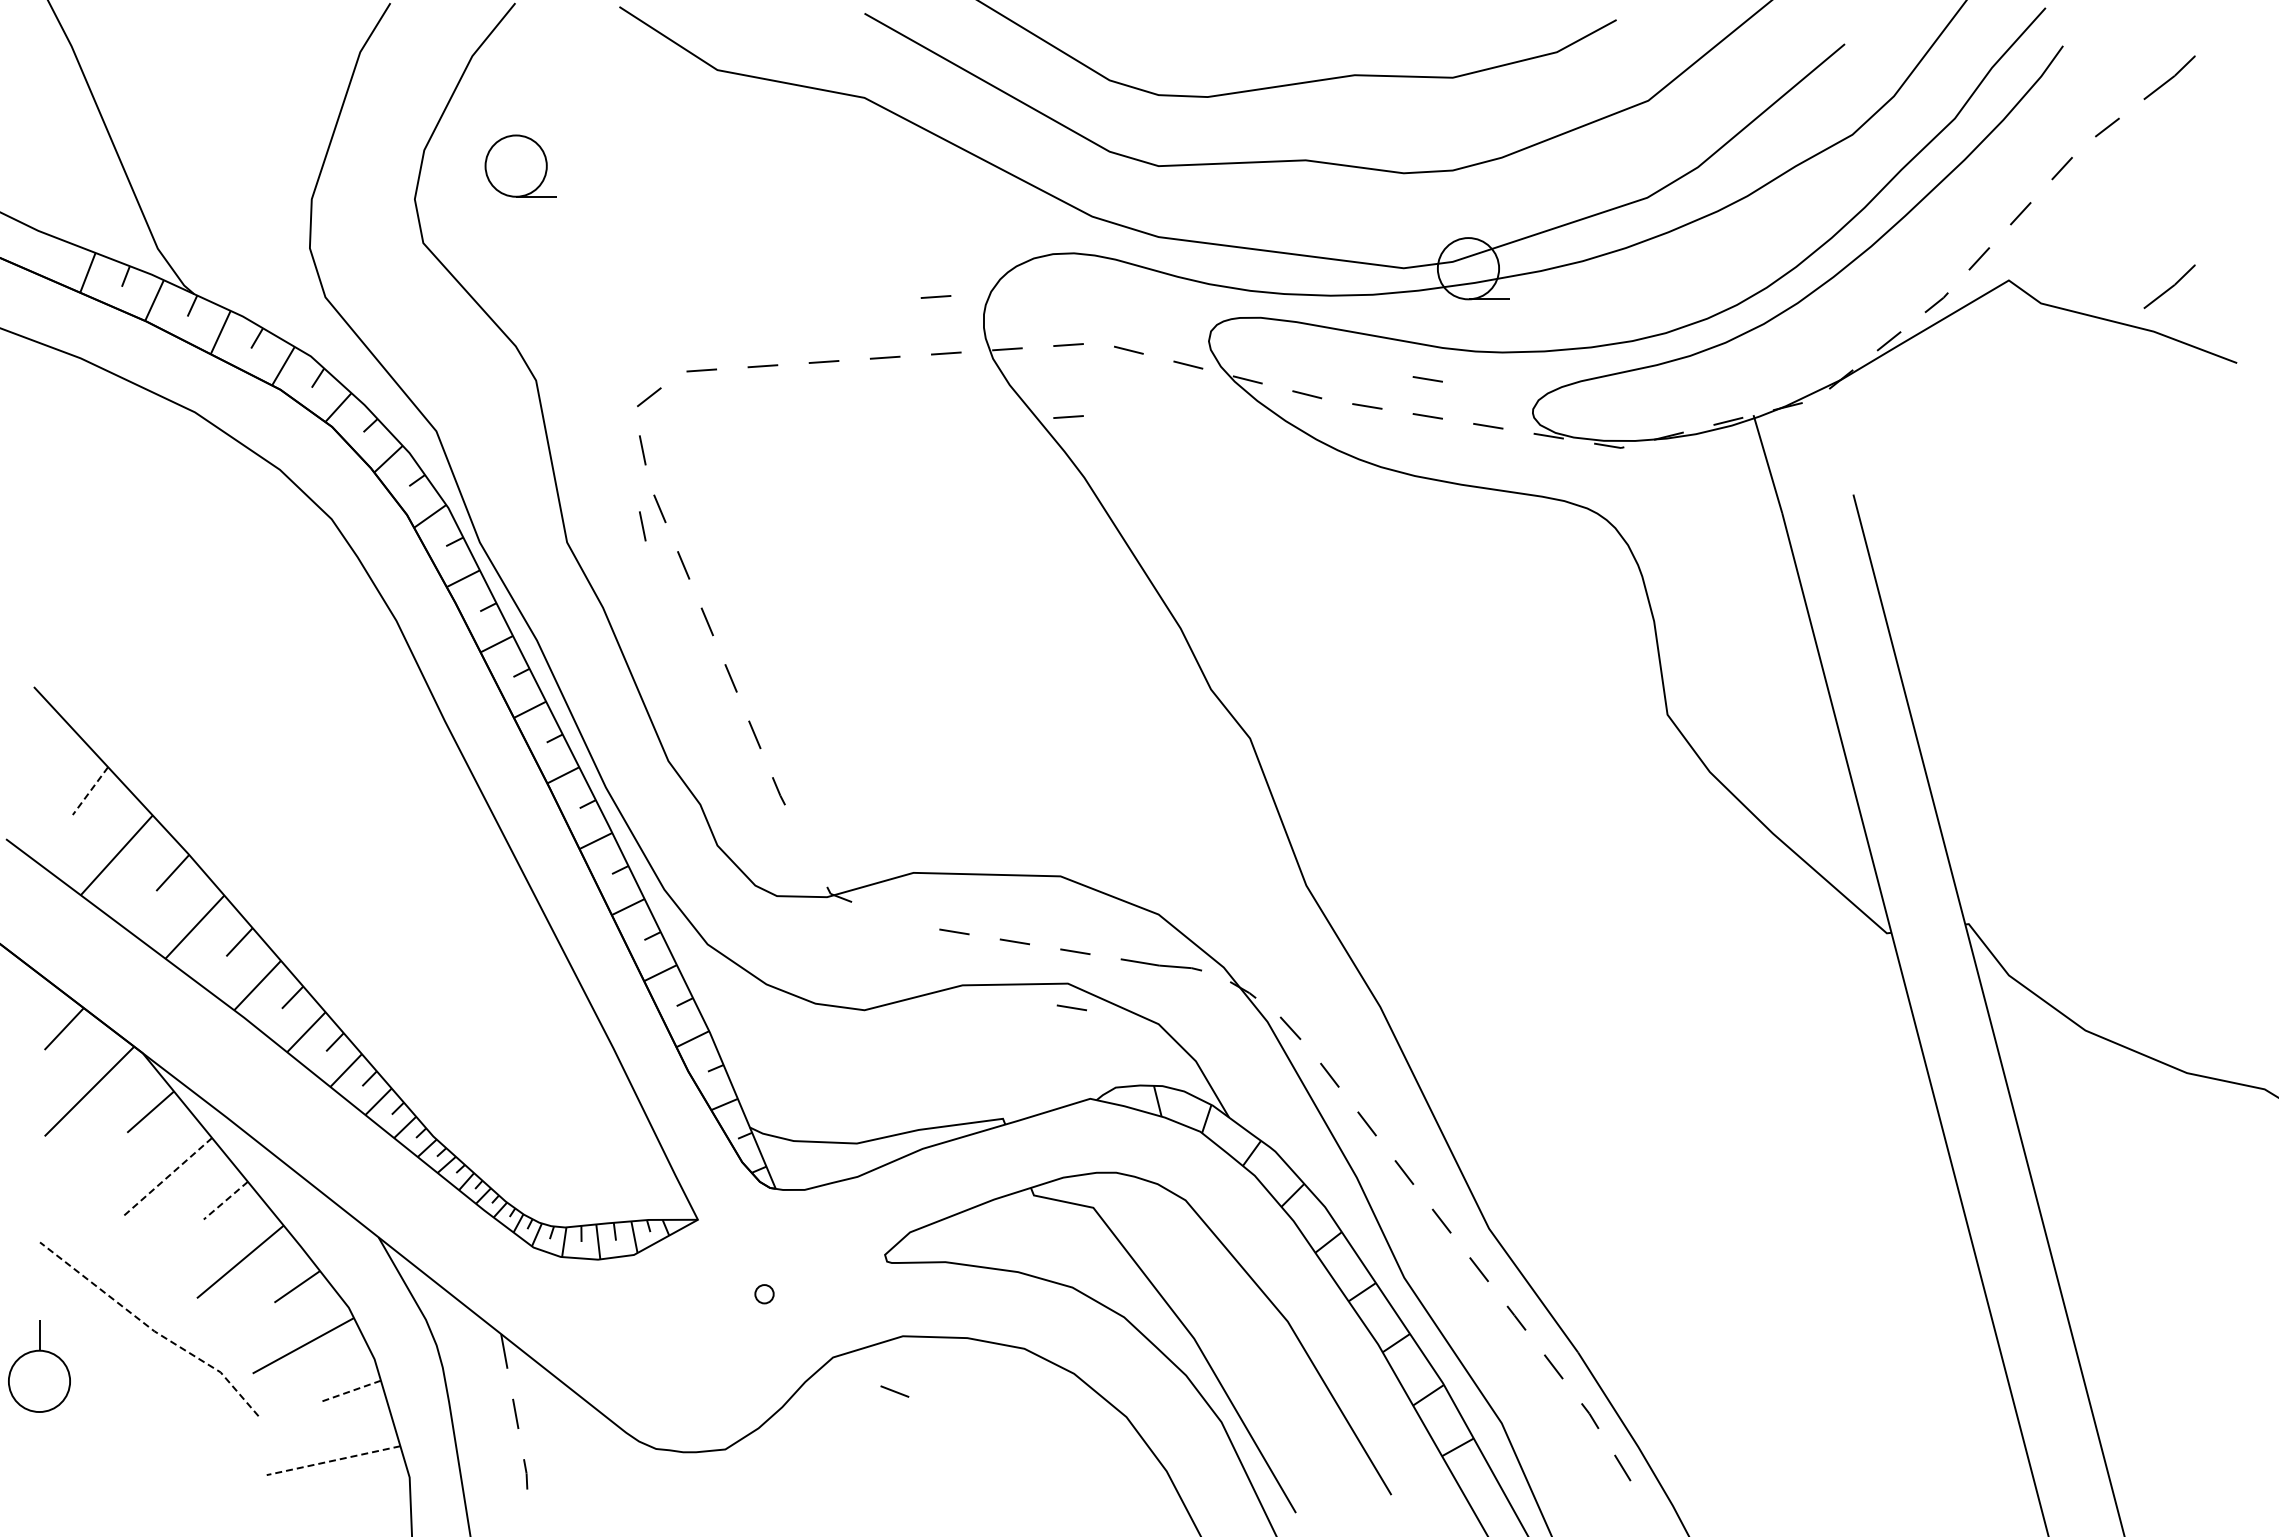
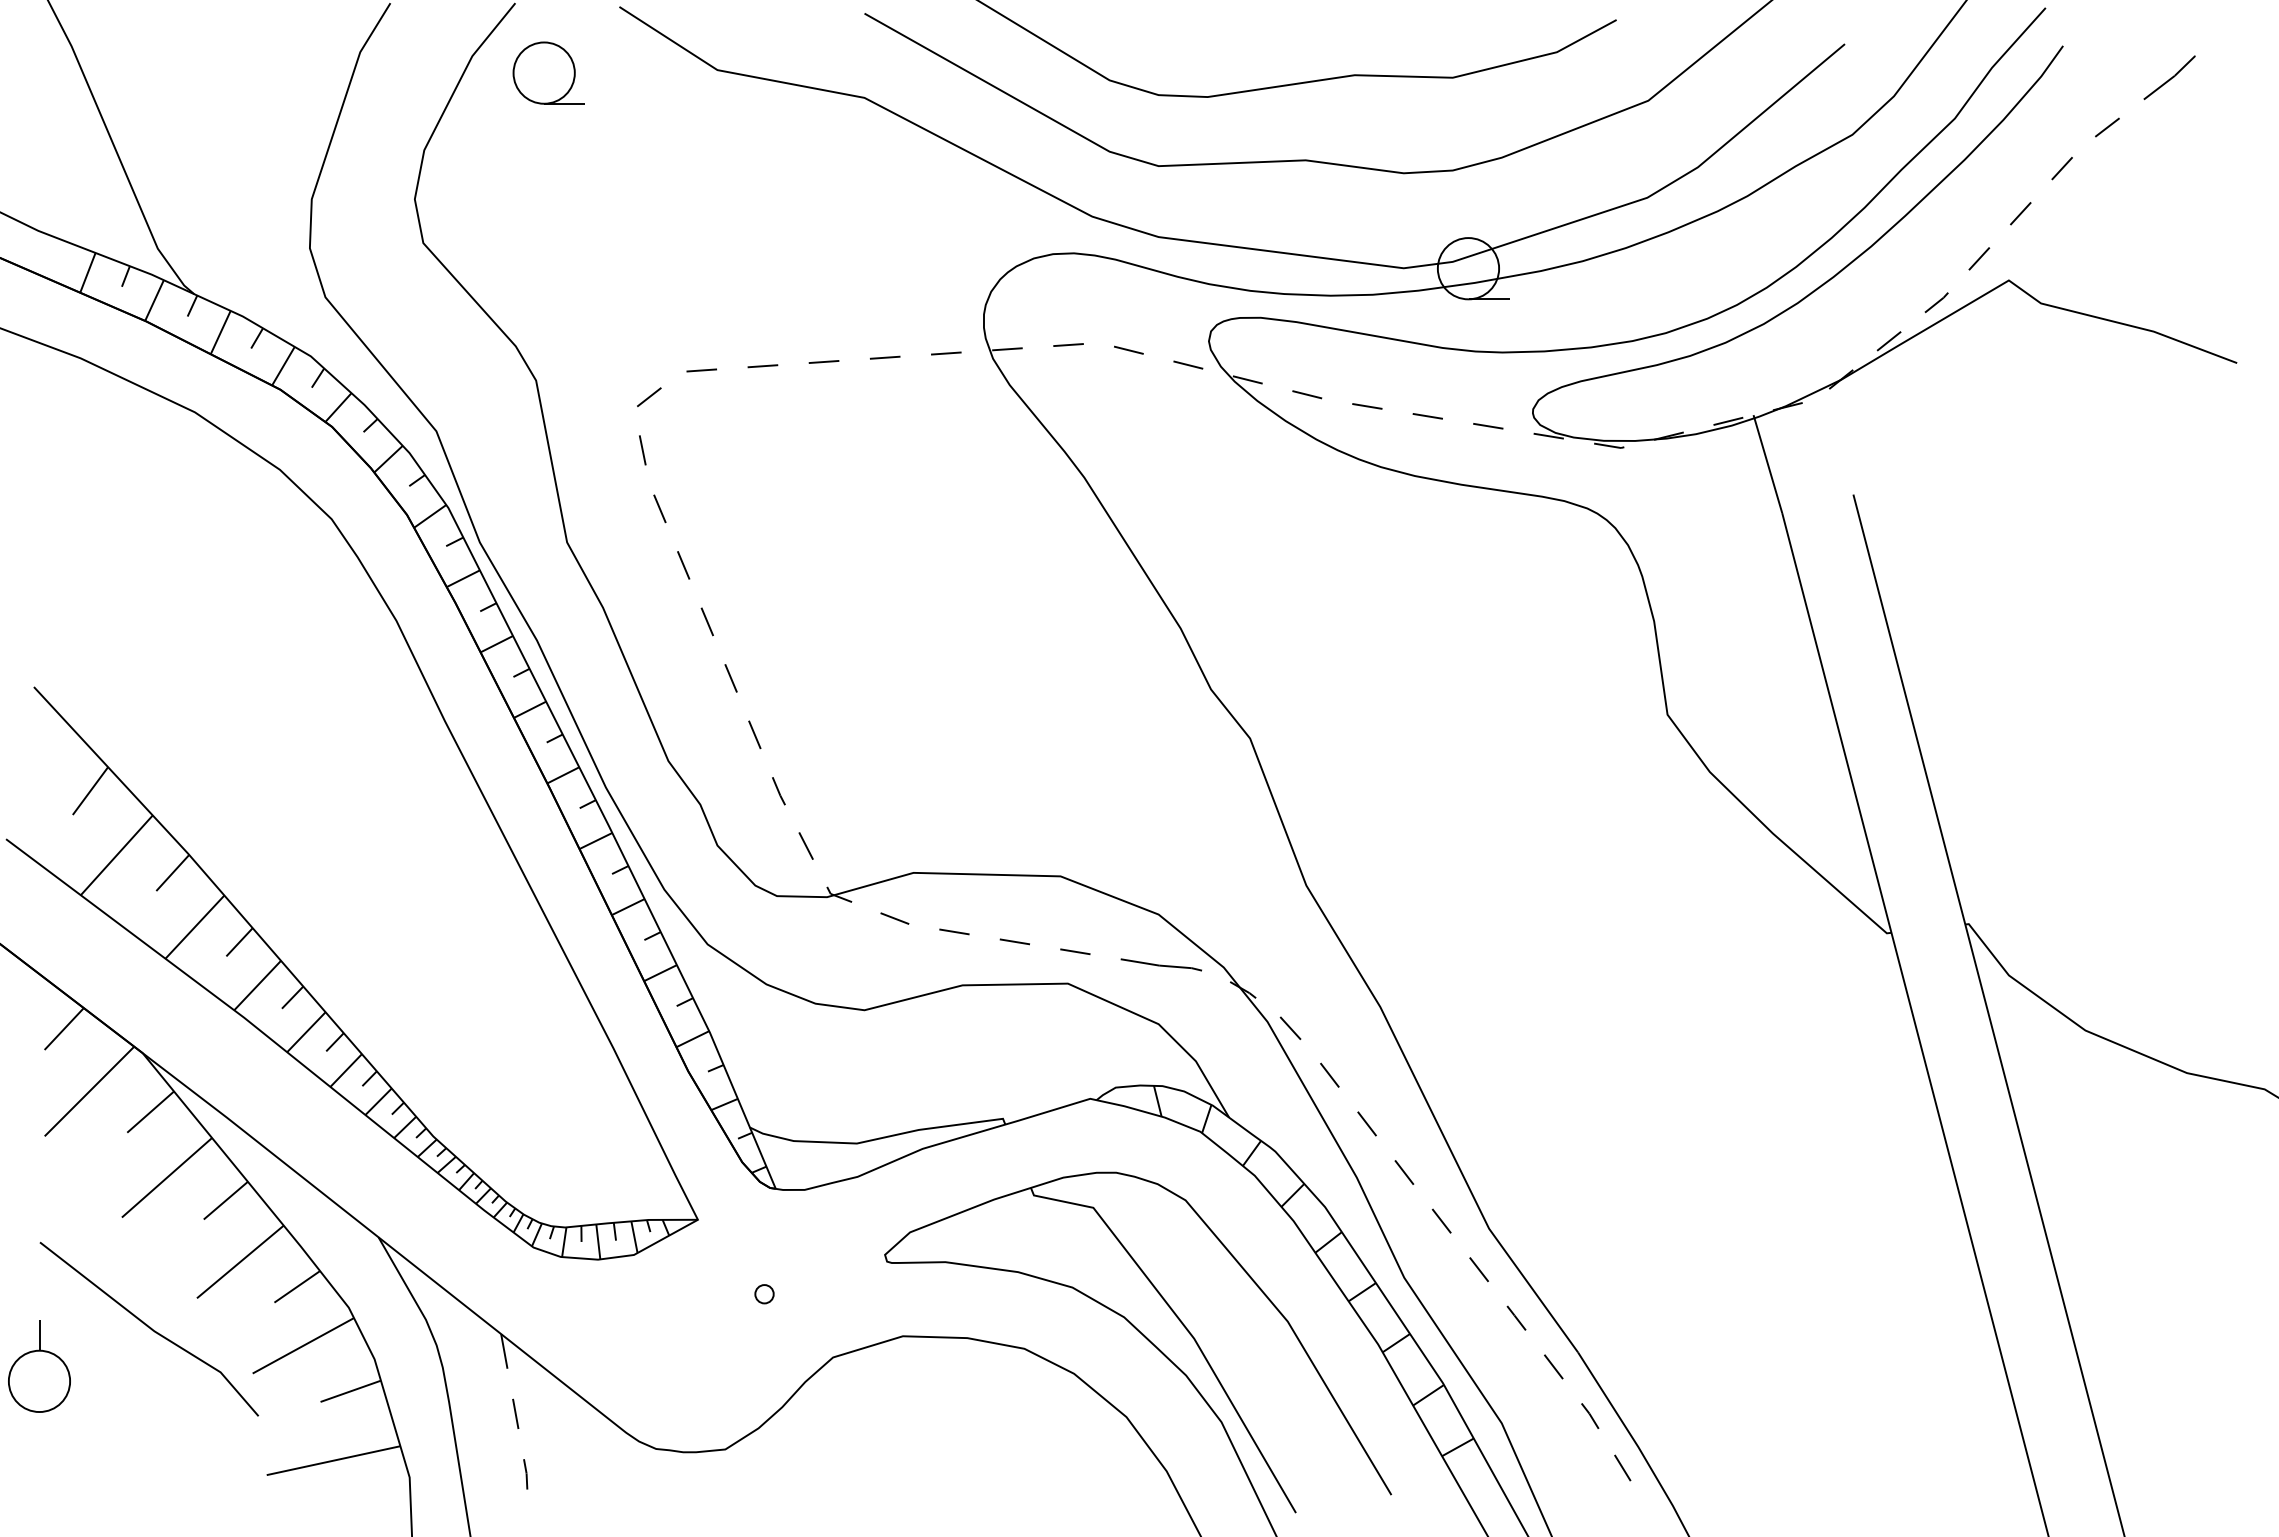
part position: (520, 165) -> (548, 72) (548, 72)
part: present -> none (2169, 286)
line: present -> none (935, 296)
line: present -> none (1427, 379)
line: present -> none (1068, 416)
line: present -> none (642, 526)
line: dashed -> solid (90, 791)
line: none -> present (805, 845)
line: present -> none (1071, 1007)
line: dashed -> solid (166, 1178)
line: dashed -> solid (225, 1200)
line: dashed -> solid (152, 1329)
line: dashed -> solid (350, 1391)
line position: (894, 1391) -> (894, 918) (894, 918)
line: dashed -> solid (333, 1460)
